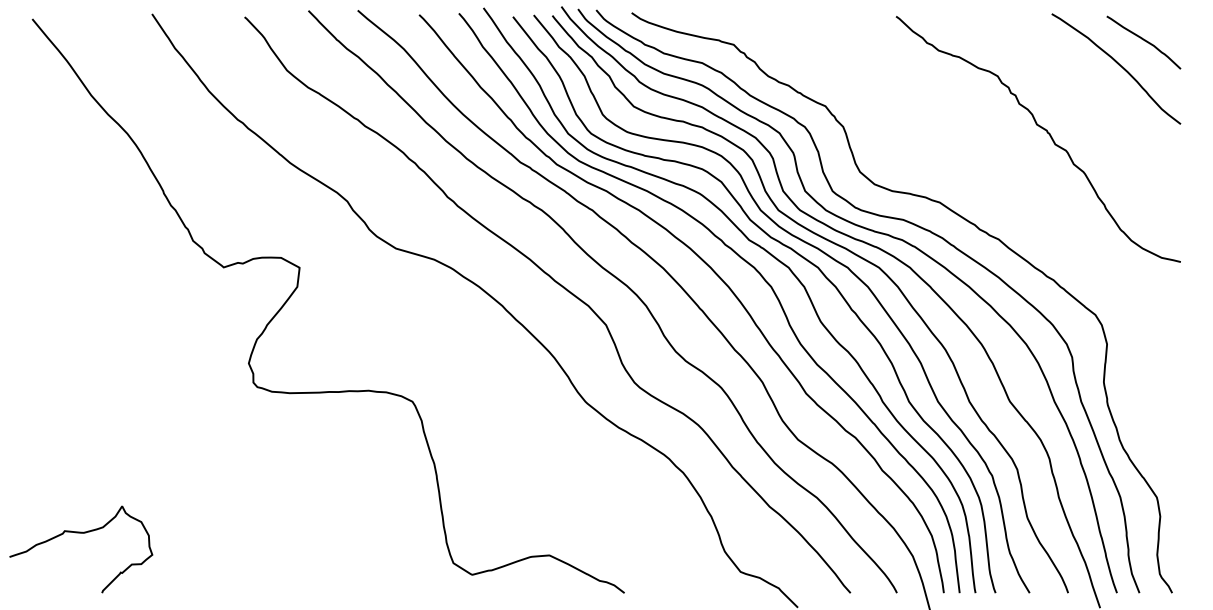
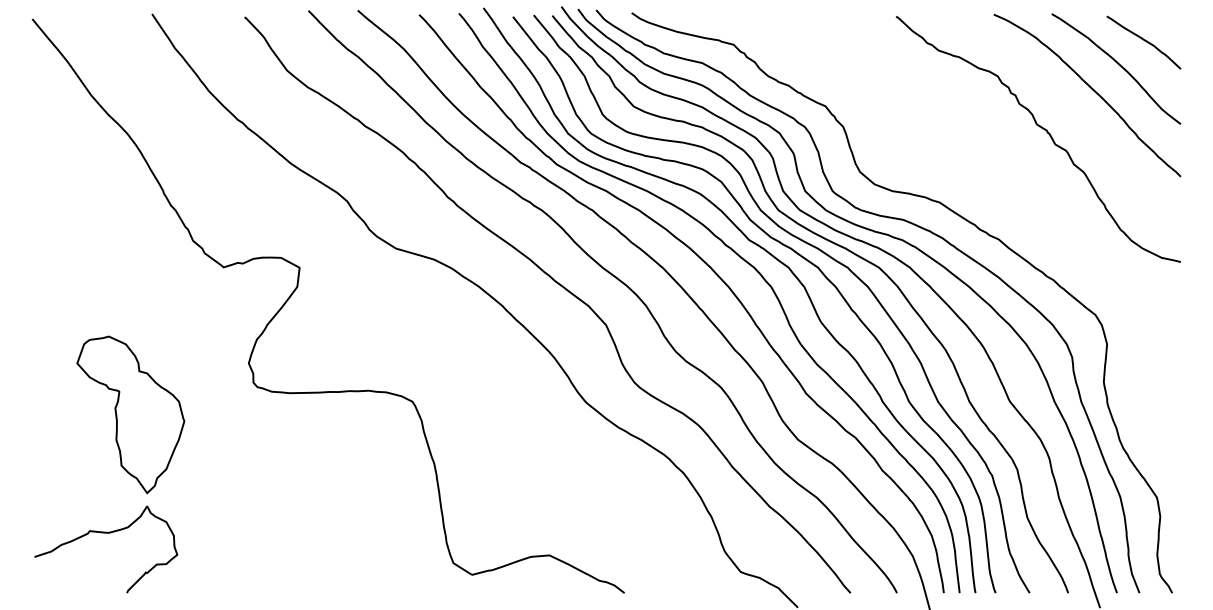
curve: none -> present (1092, 90)
part: none -> present (130, 414)
curve position: (81, 533) -> (106, 533) (106, 533)
